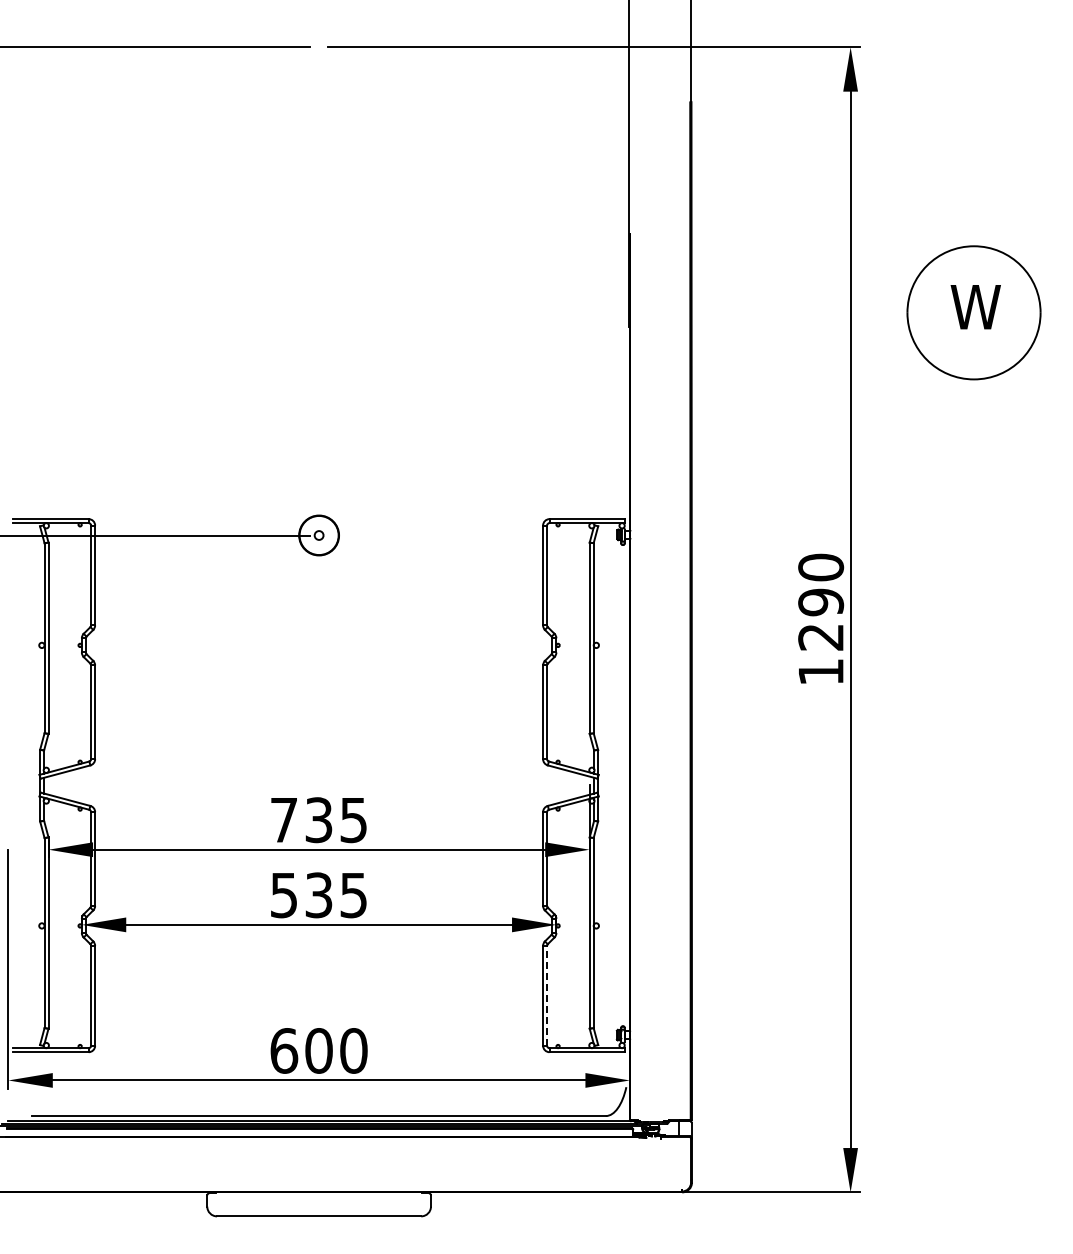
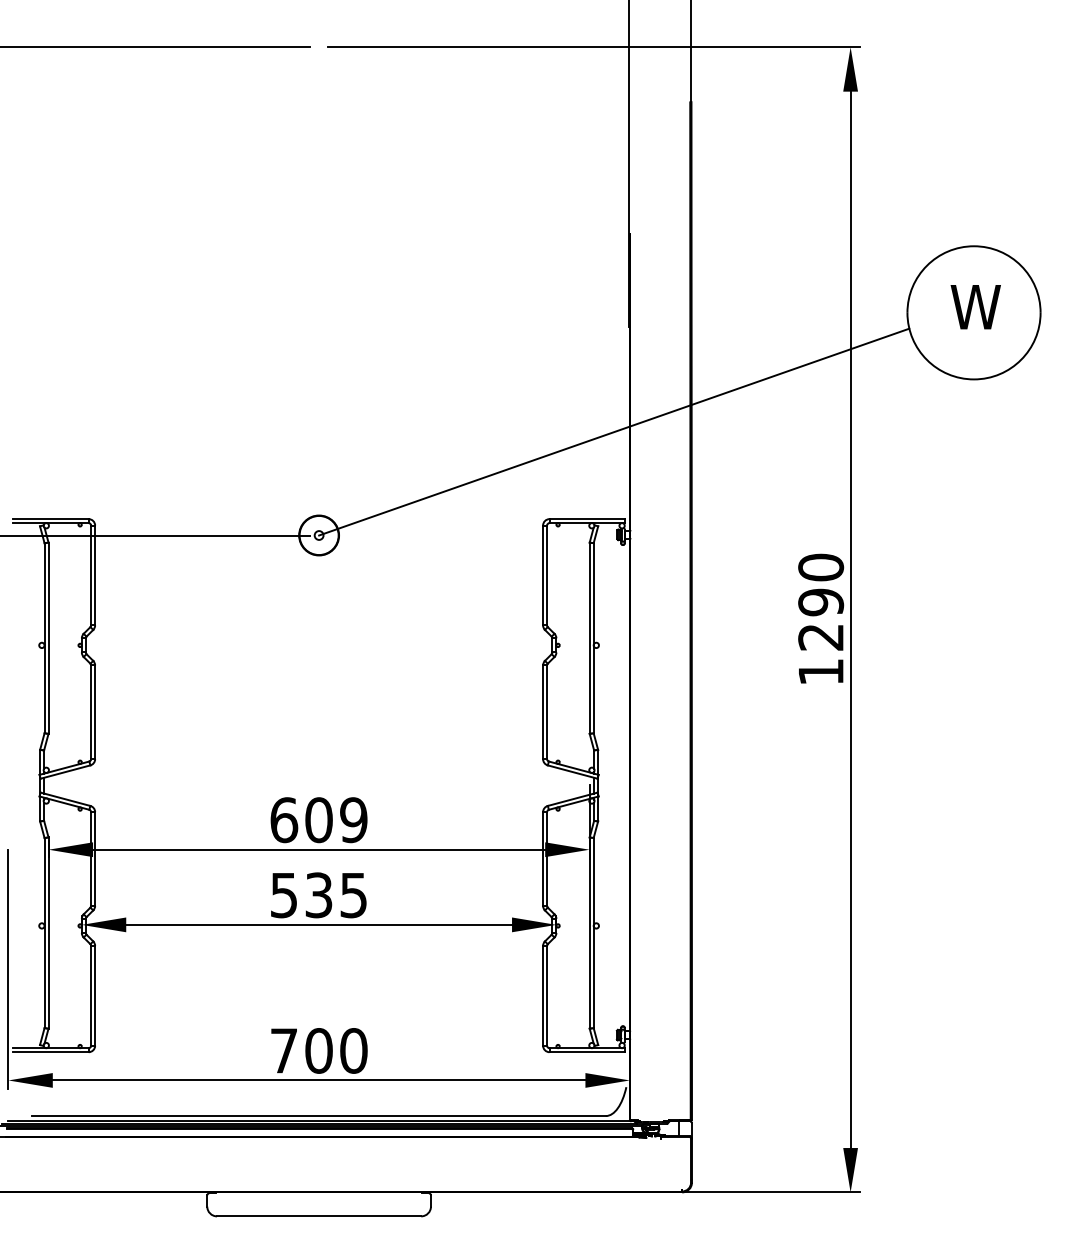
line: none -> present (614, 431)
text: 735 -> 609 (318, 820)
line: dashed -> solid (547, 995)
text: 600 -> 700 (284, 1050)
